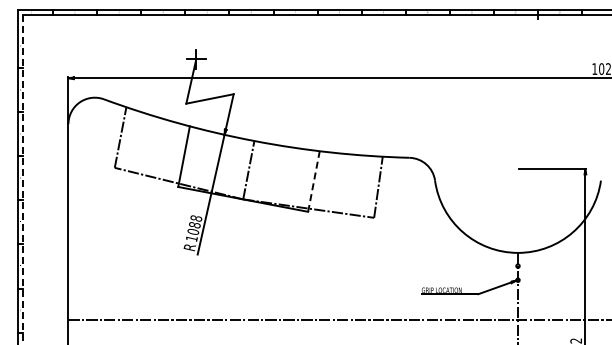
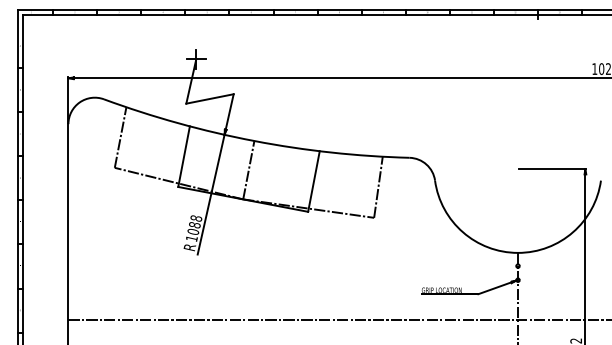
line: dashed -> solid (22, 179)
line: dashed -> solid (313, 181)
